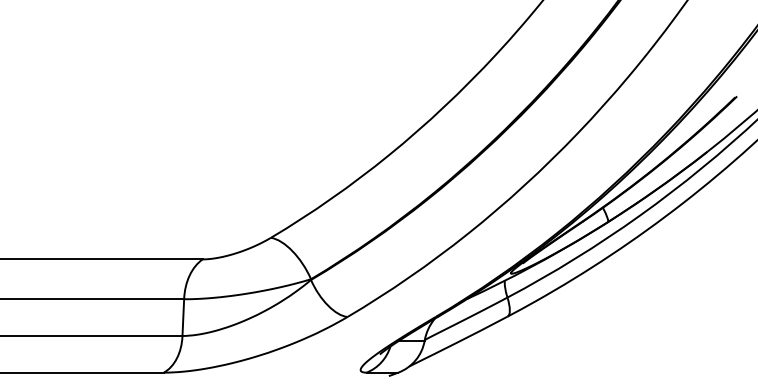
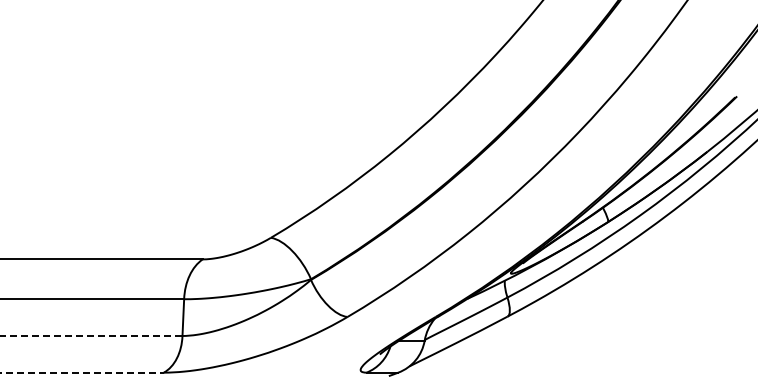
line: solid -> dashed (90, 336)
line: solid -> dashed (82, 372)
